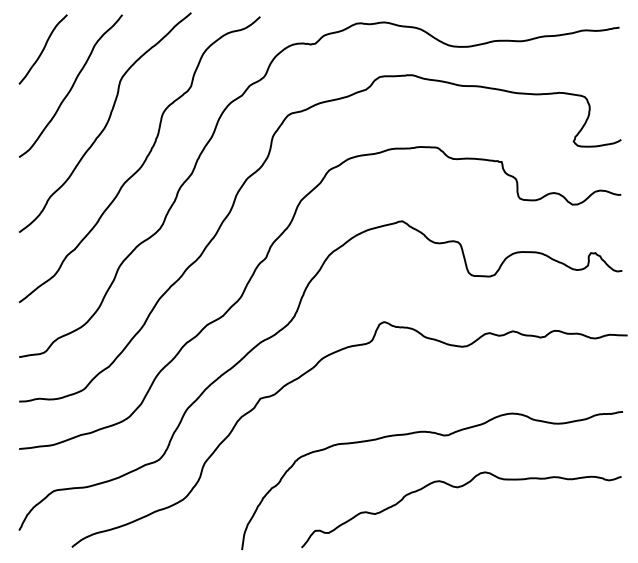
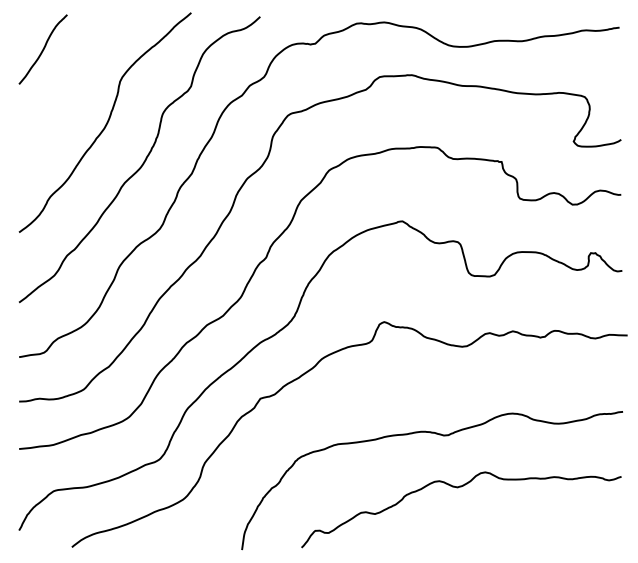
curve: present -> none (71, 86)
